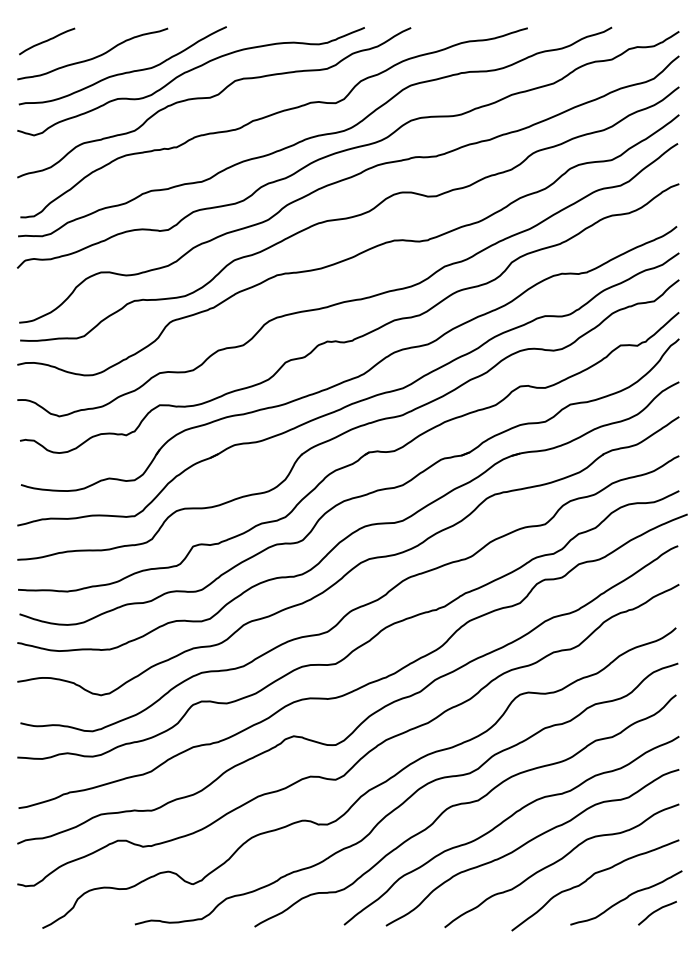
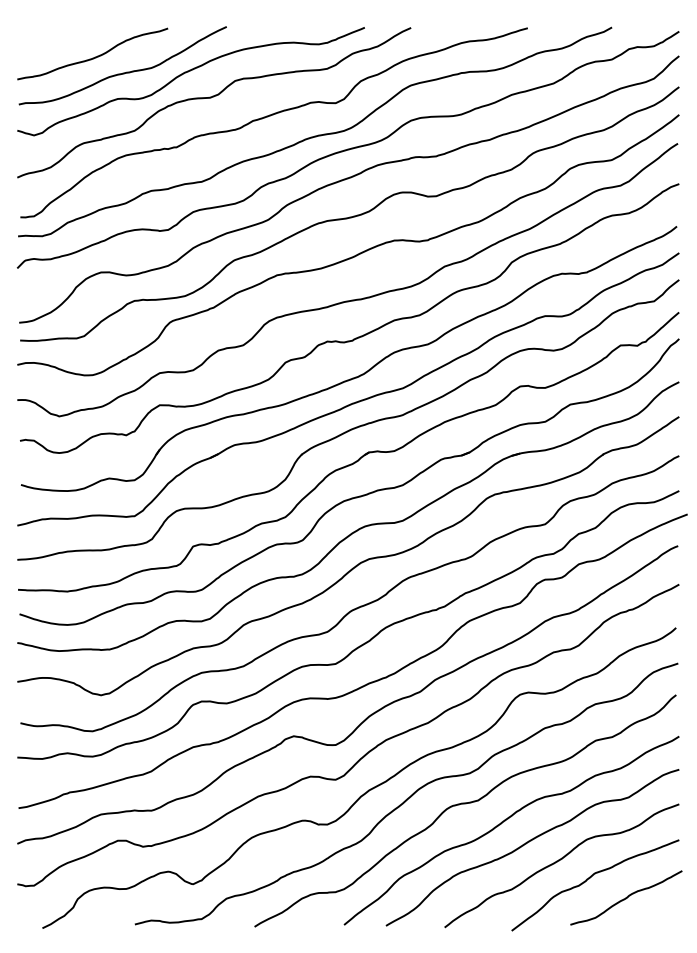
curve: present -> none (47, 41)
curve: present -> none (657, 911)
